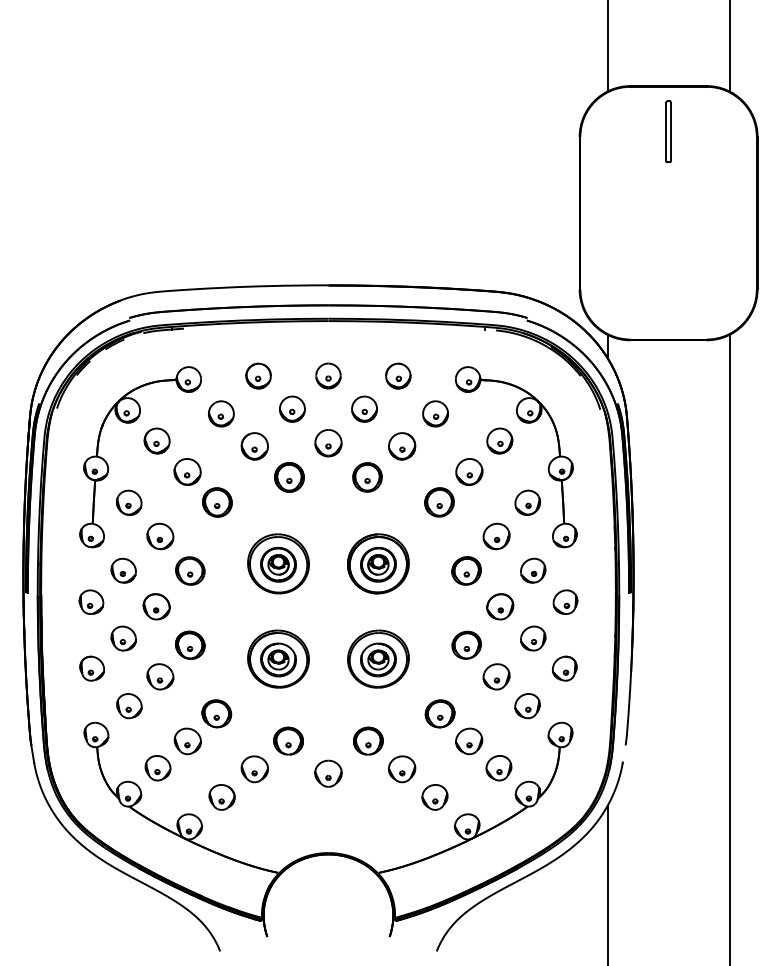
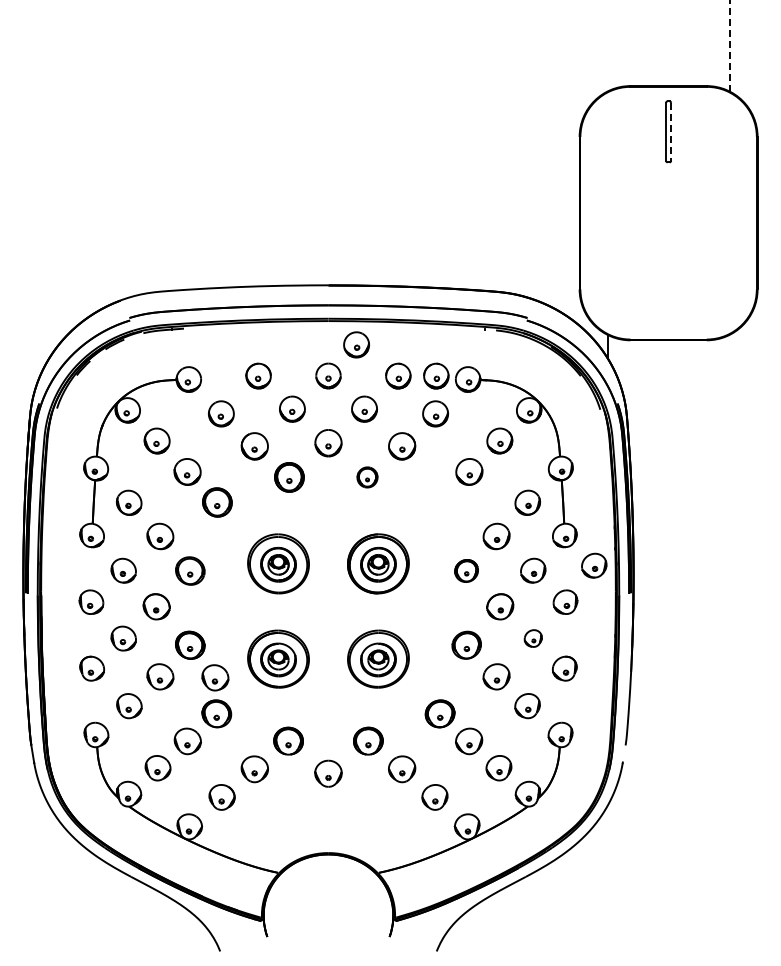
line: solid -> dashed (729, 45)
line: present -> none (607, 46)
line: solid -> dashed (671, 131)
part: none -> present (356, 344)
part: none -> present (436, 375)
part size: 31x31 px -> 23x23 px (367, 477)
part: present -> none (439, 502)
part: none -> present (594, 565)
part size: 31x30 px -> 25x24 px (466, 570)
part size: 27x27 px -> 20x19 px (532, 638)
line: present -> none (729, 648)
part: none -> present (215, 677)
line: present -> none (607, 883)
